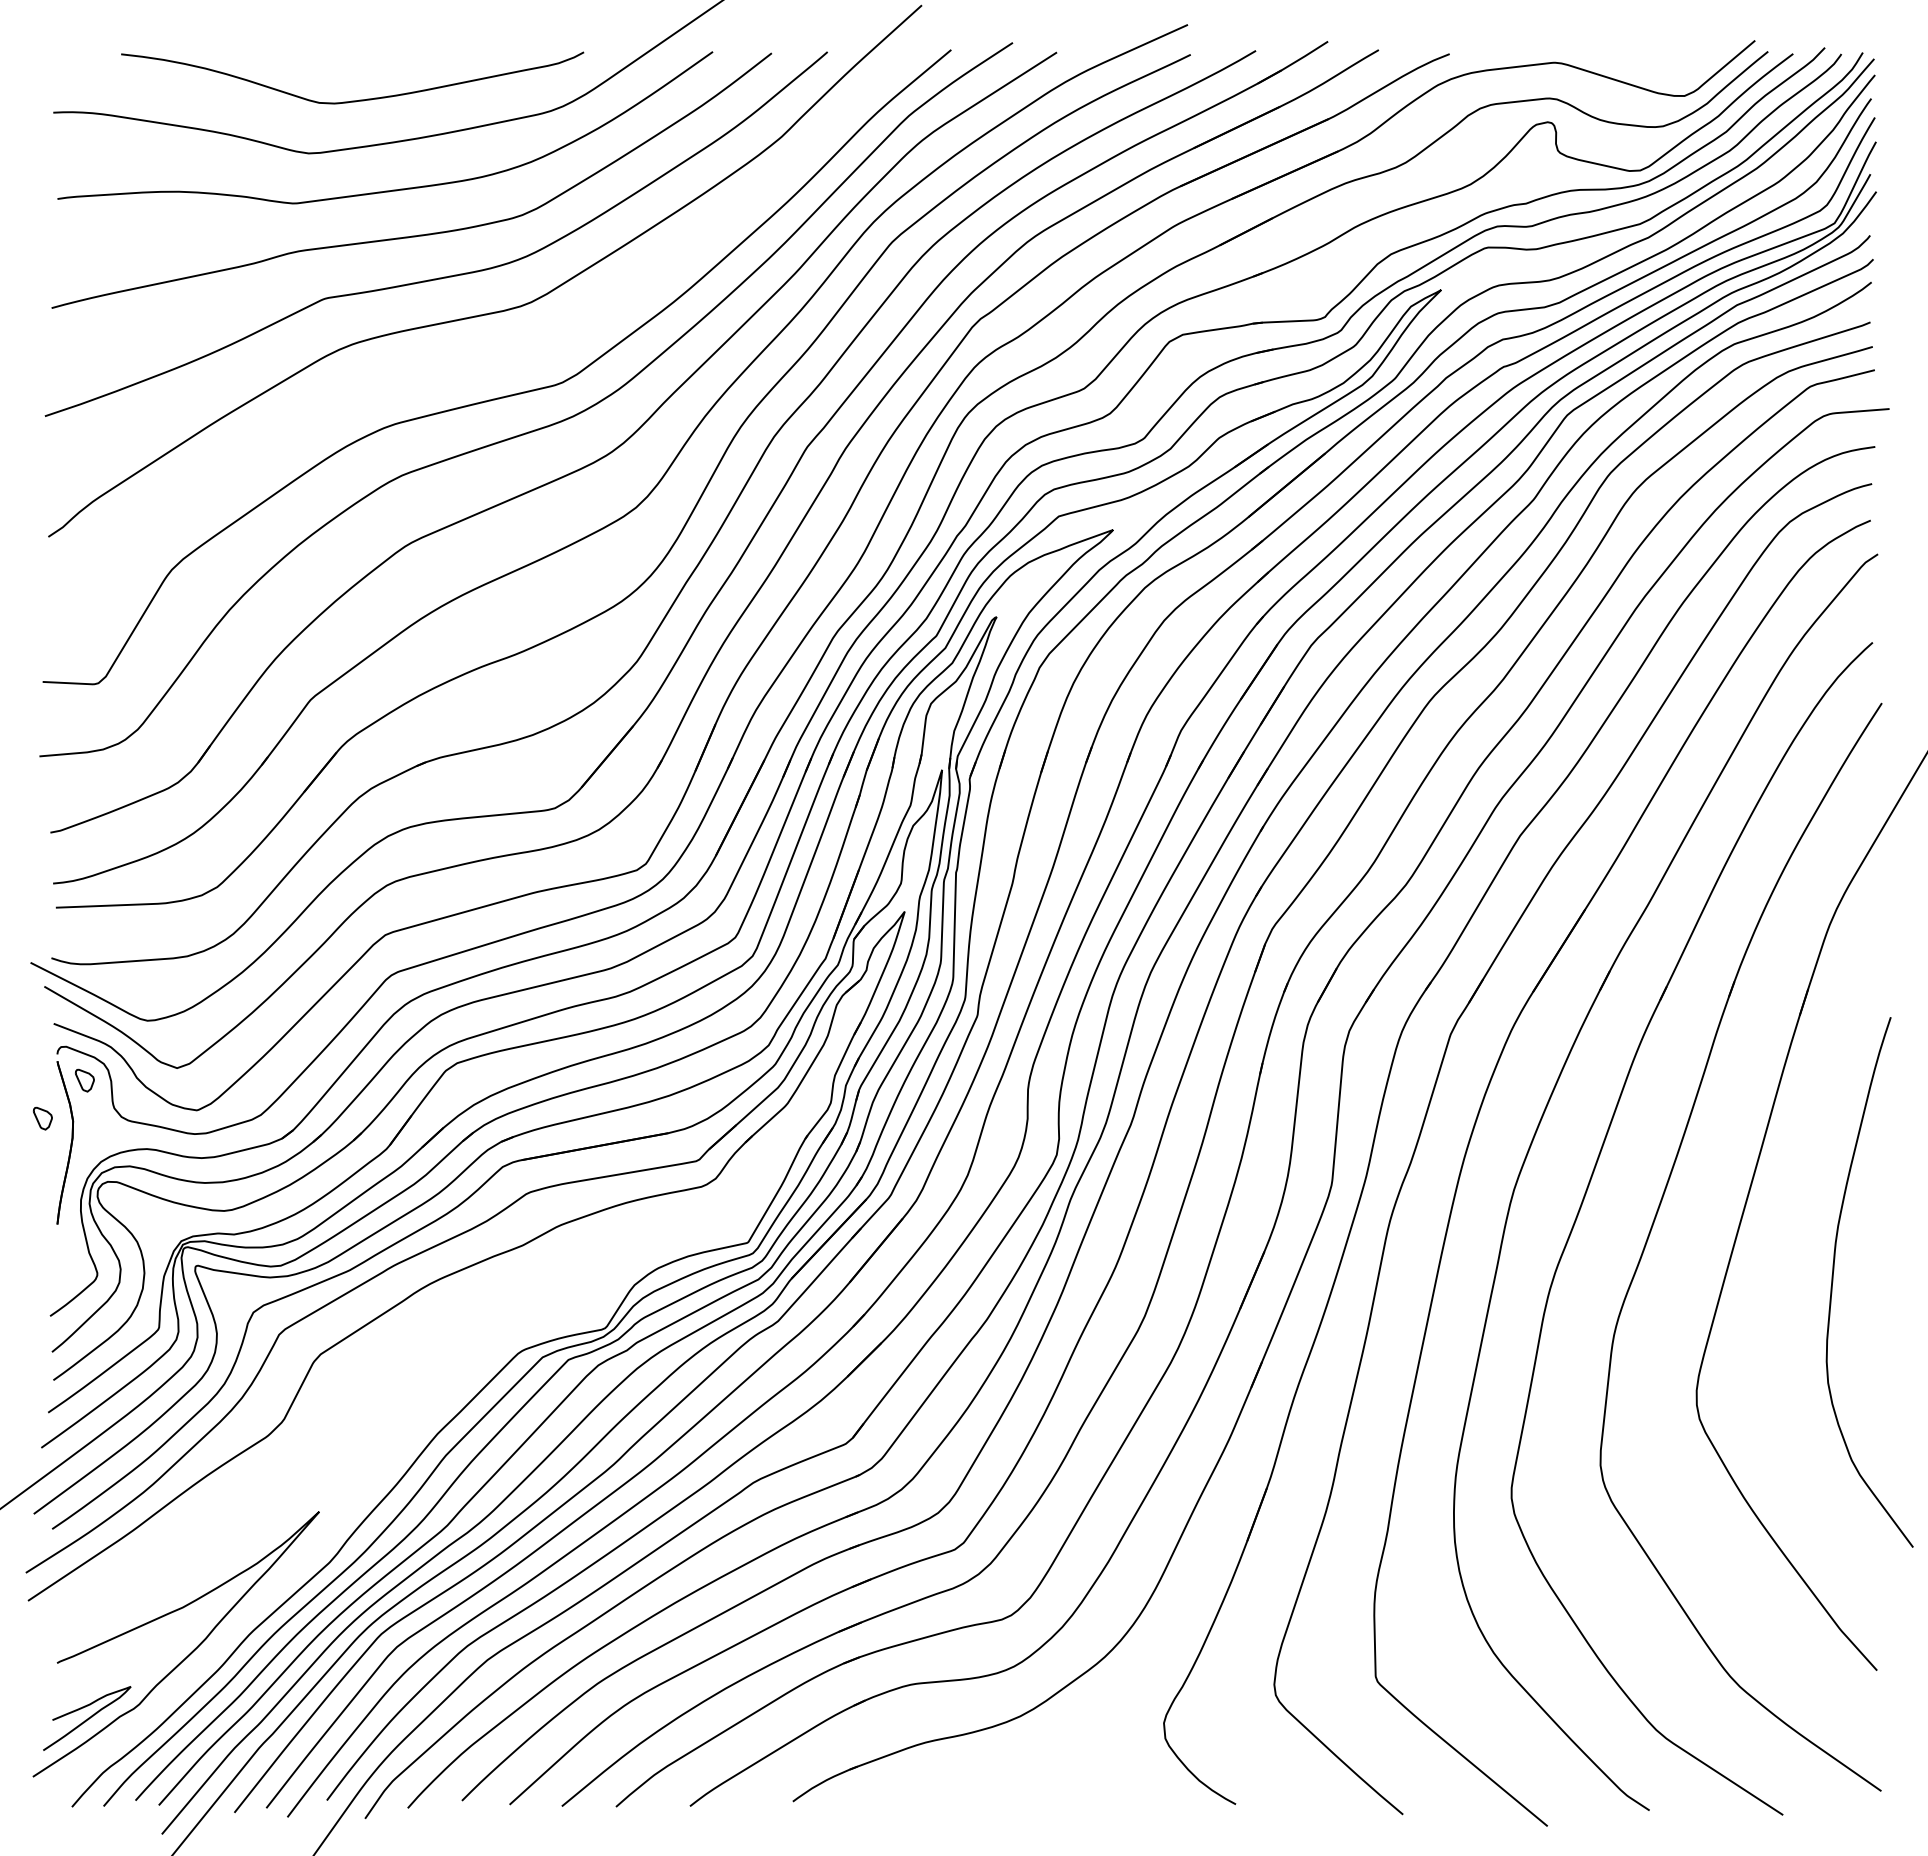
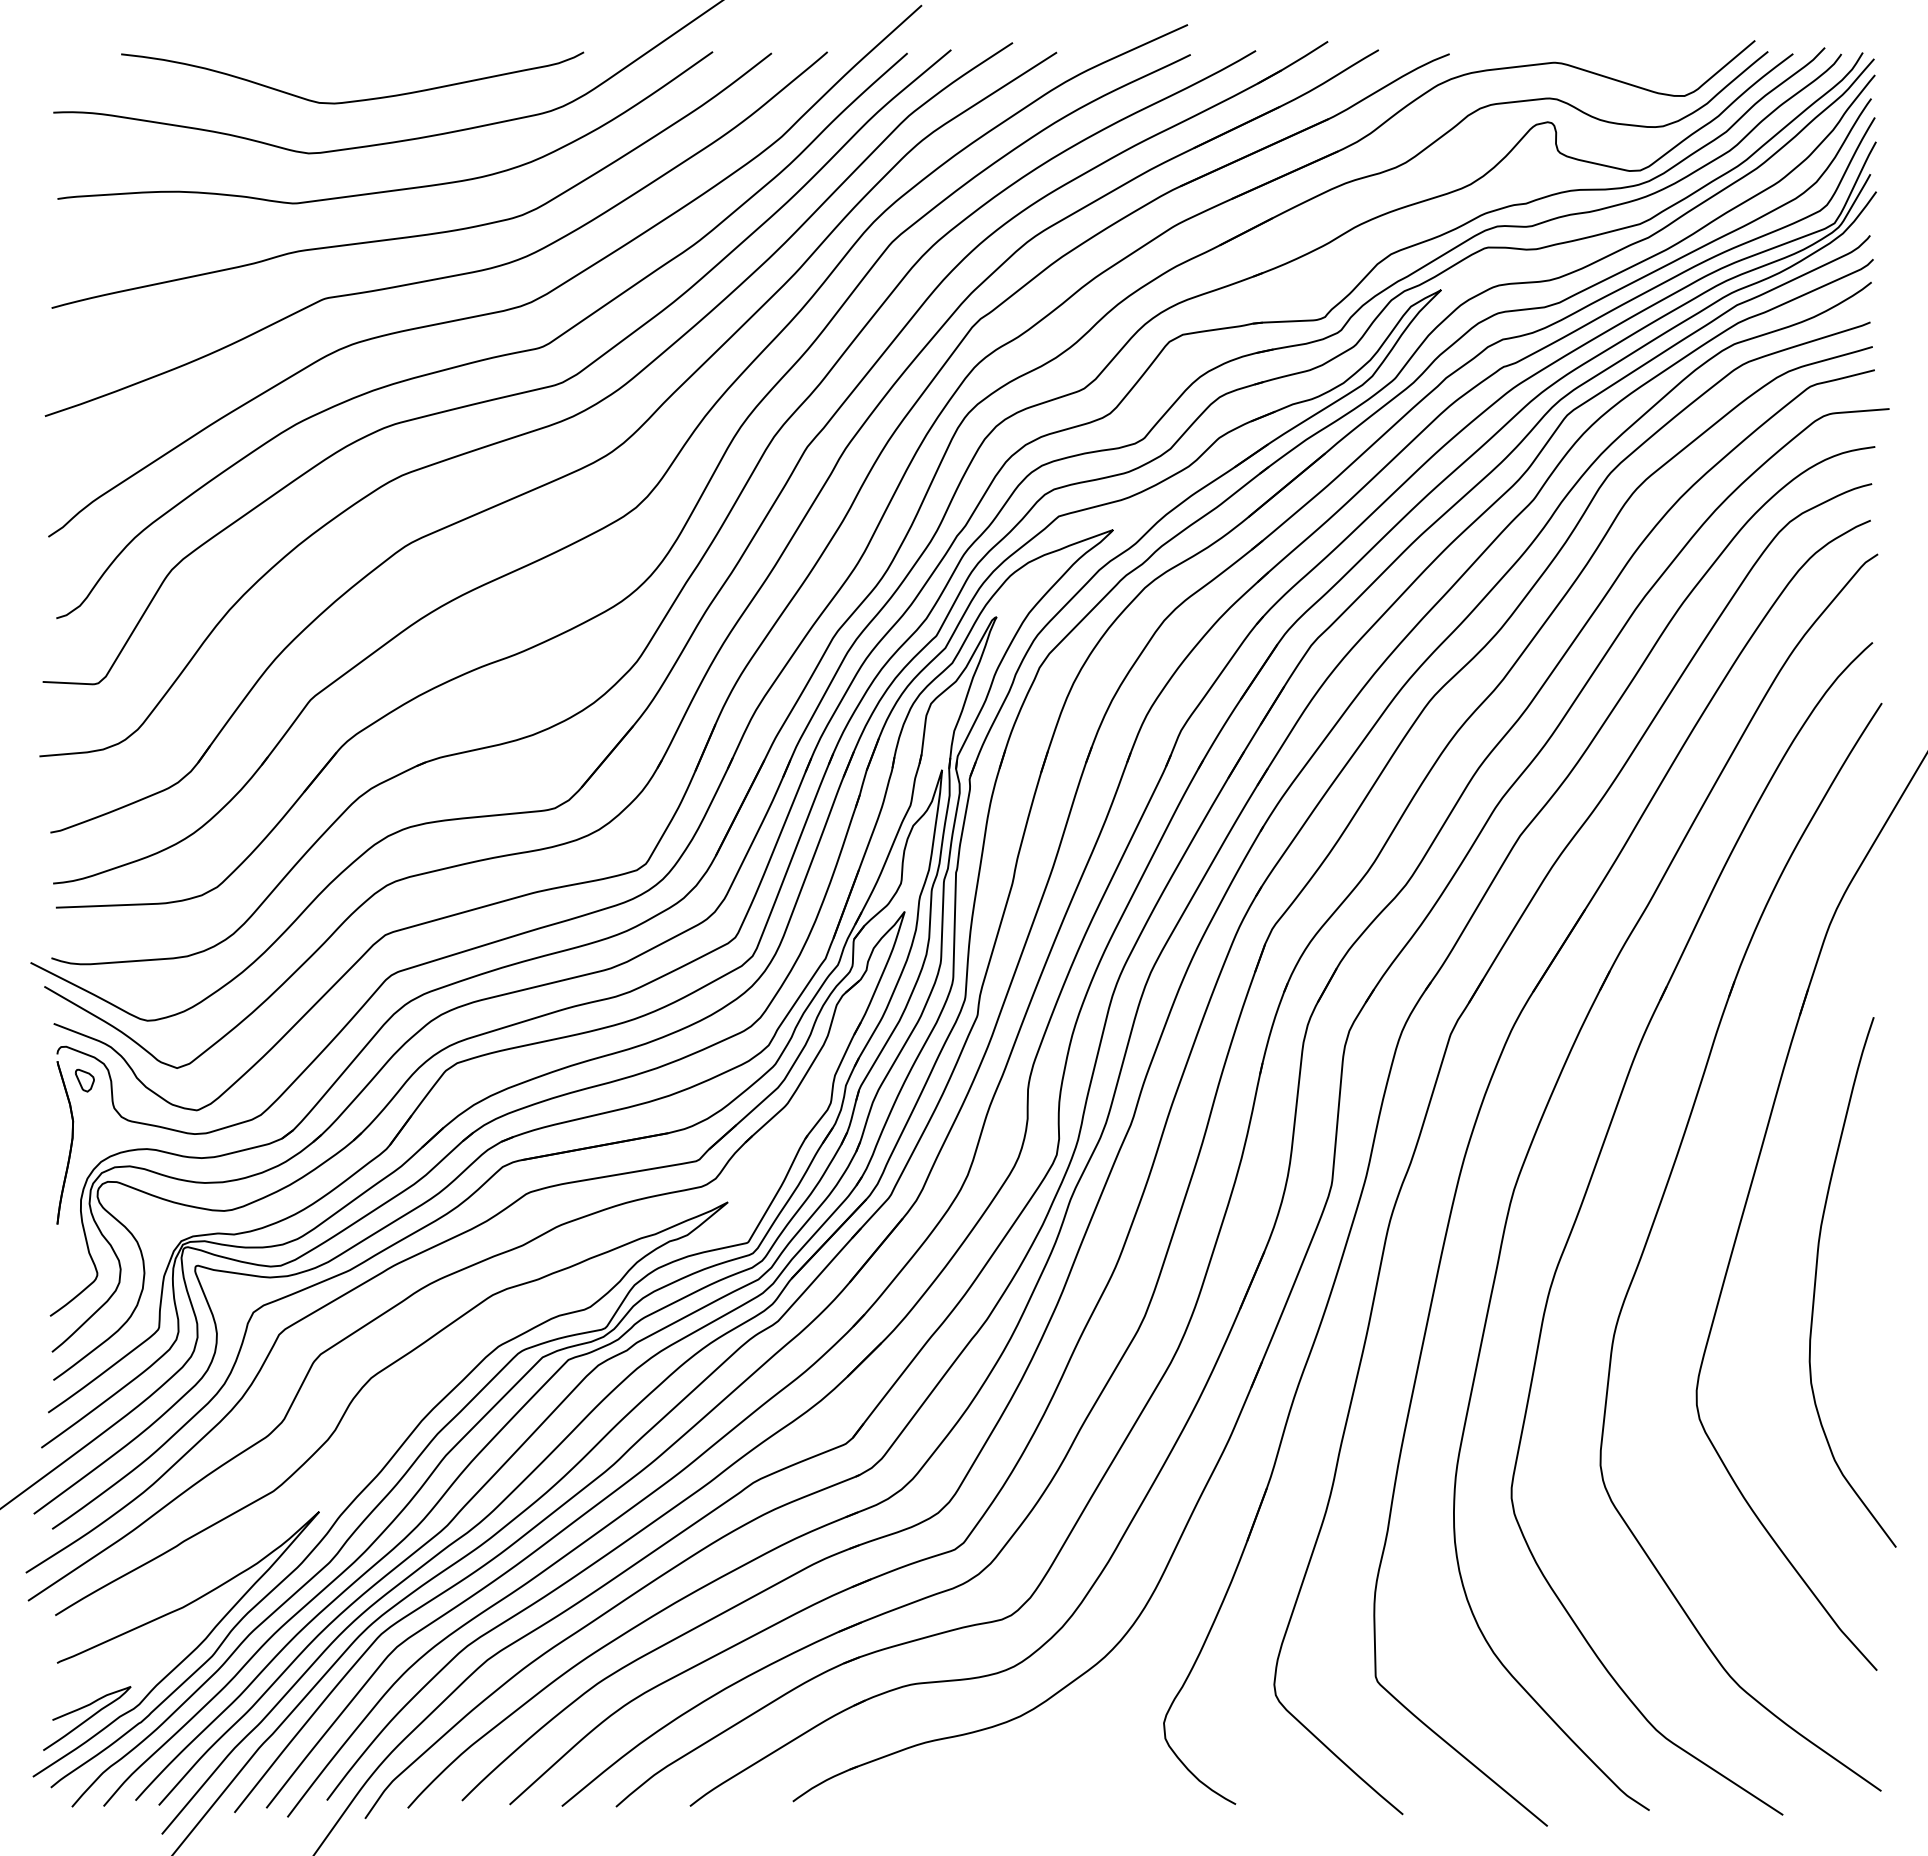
curve: none -> present (488, 357)
part: present -> none (42, 1118)
curve position: (1833, 1282) -> (1816, 1282) (1816, 1282)
curve: none -> present (373, 1481)
